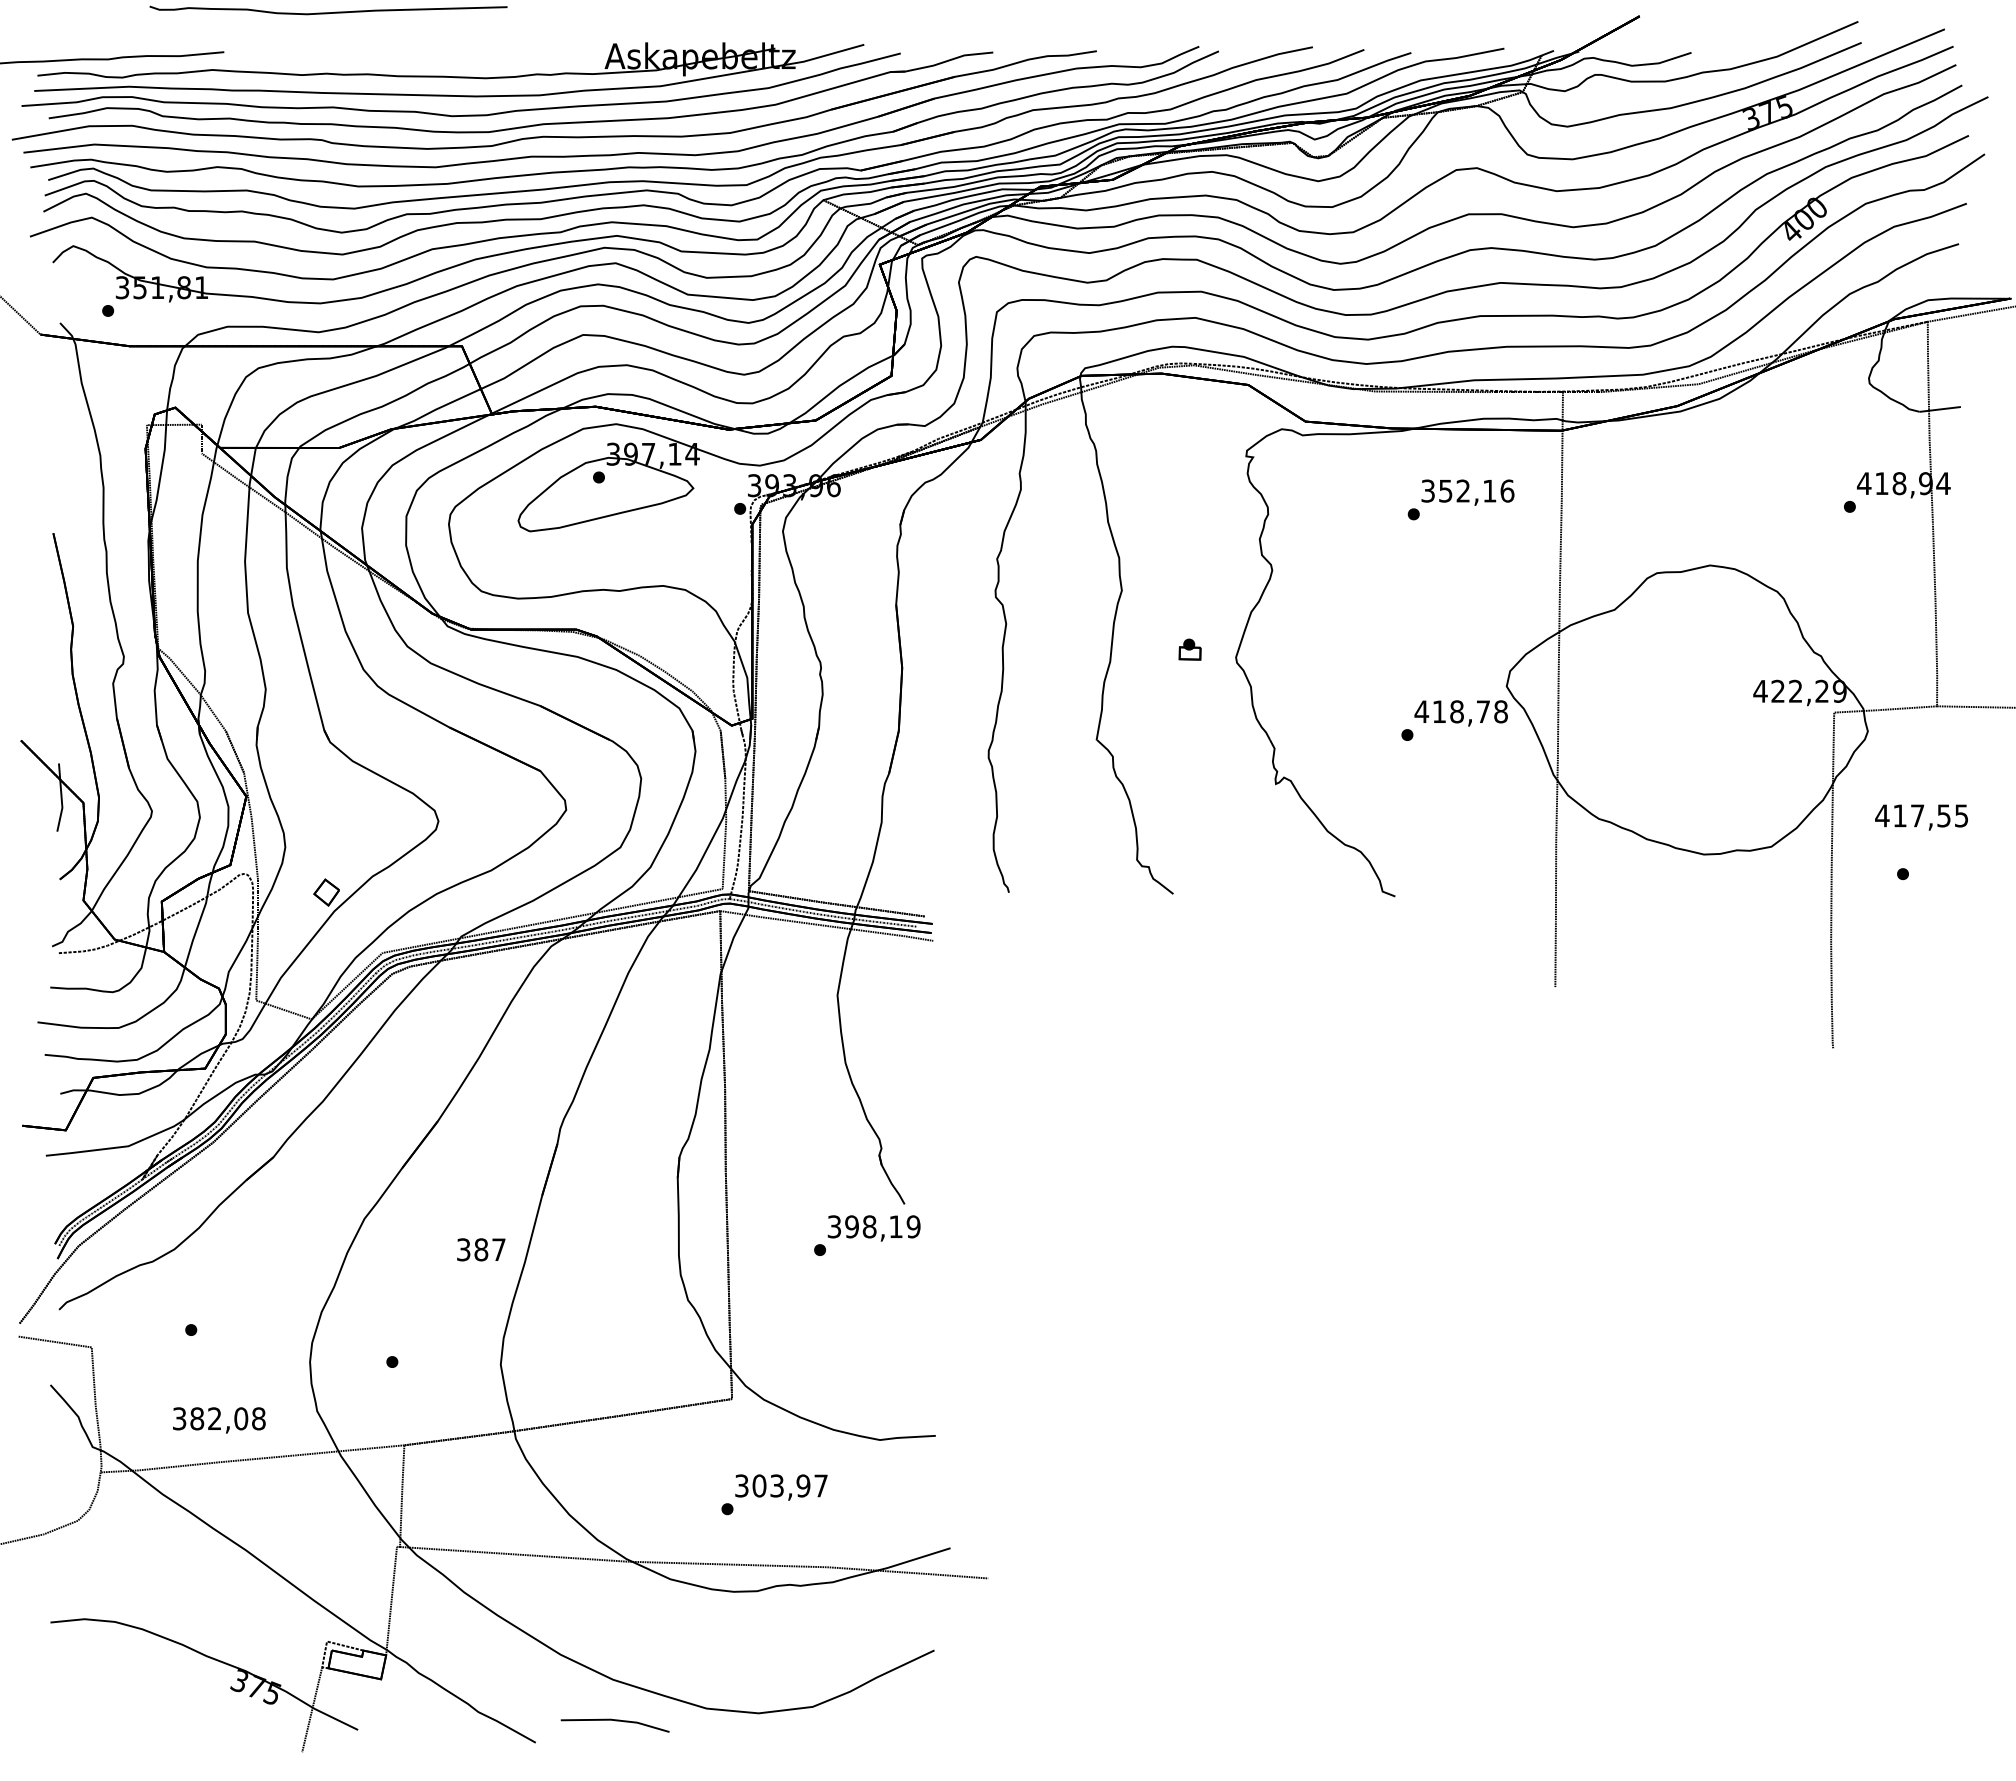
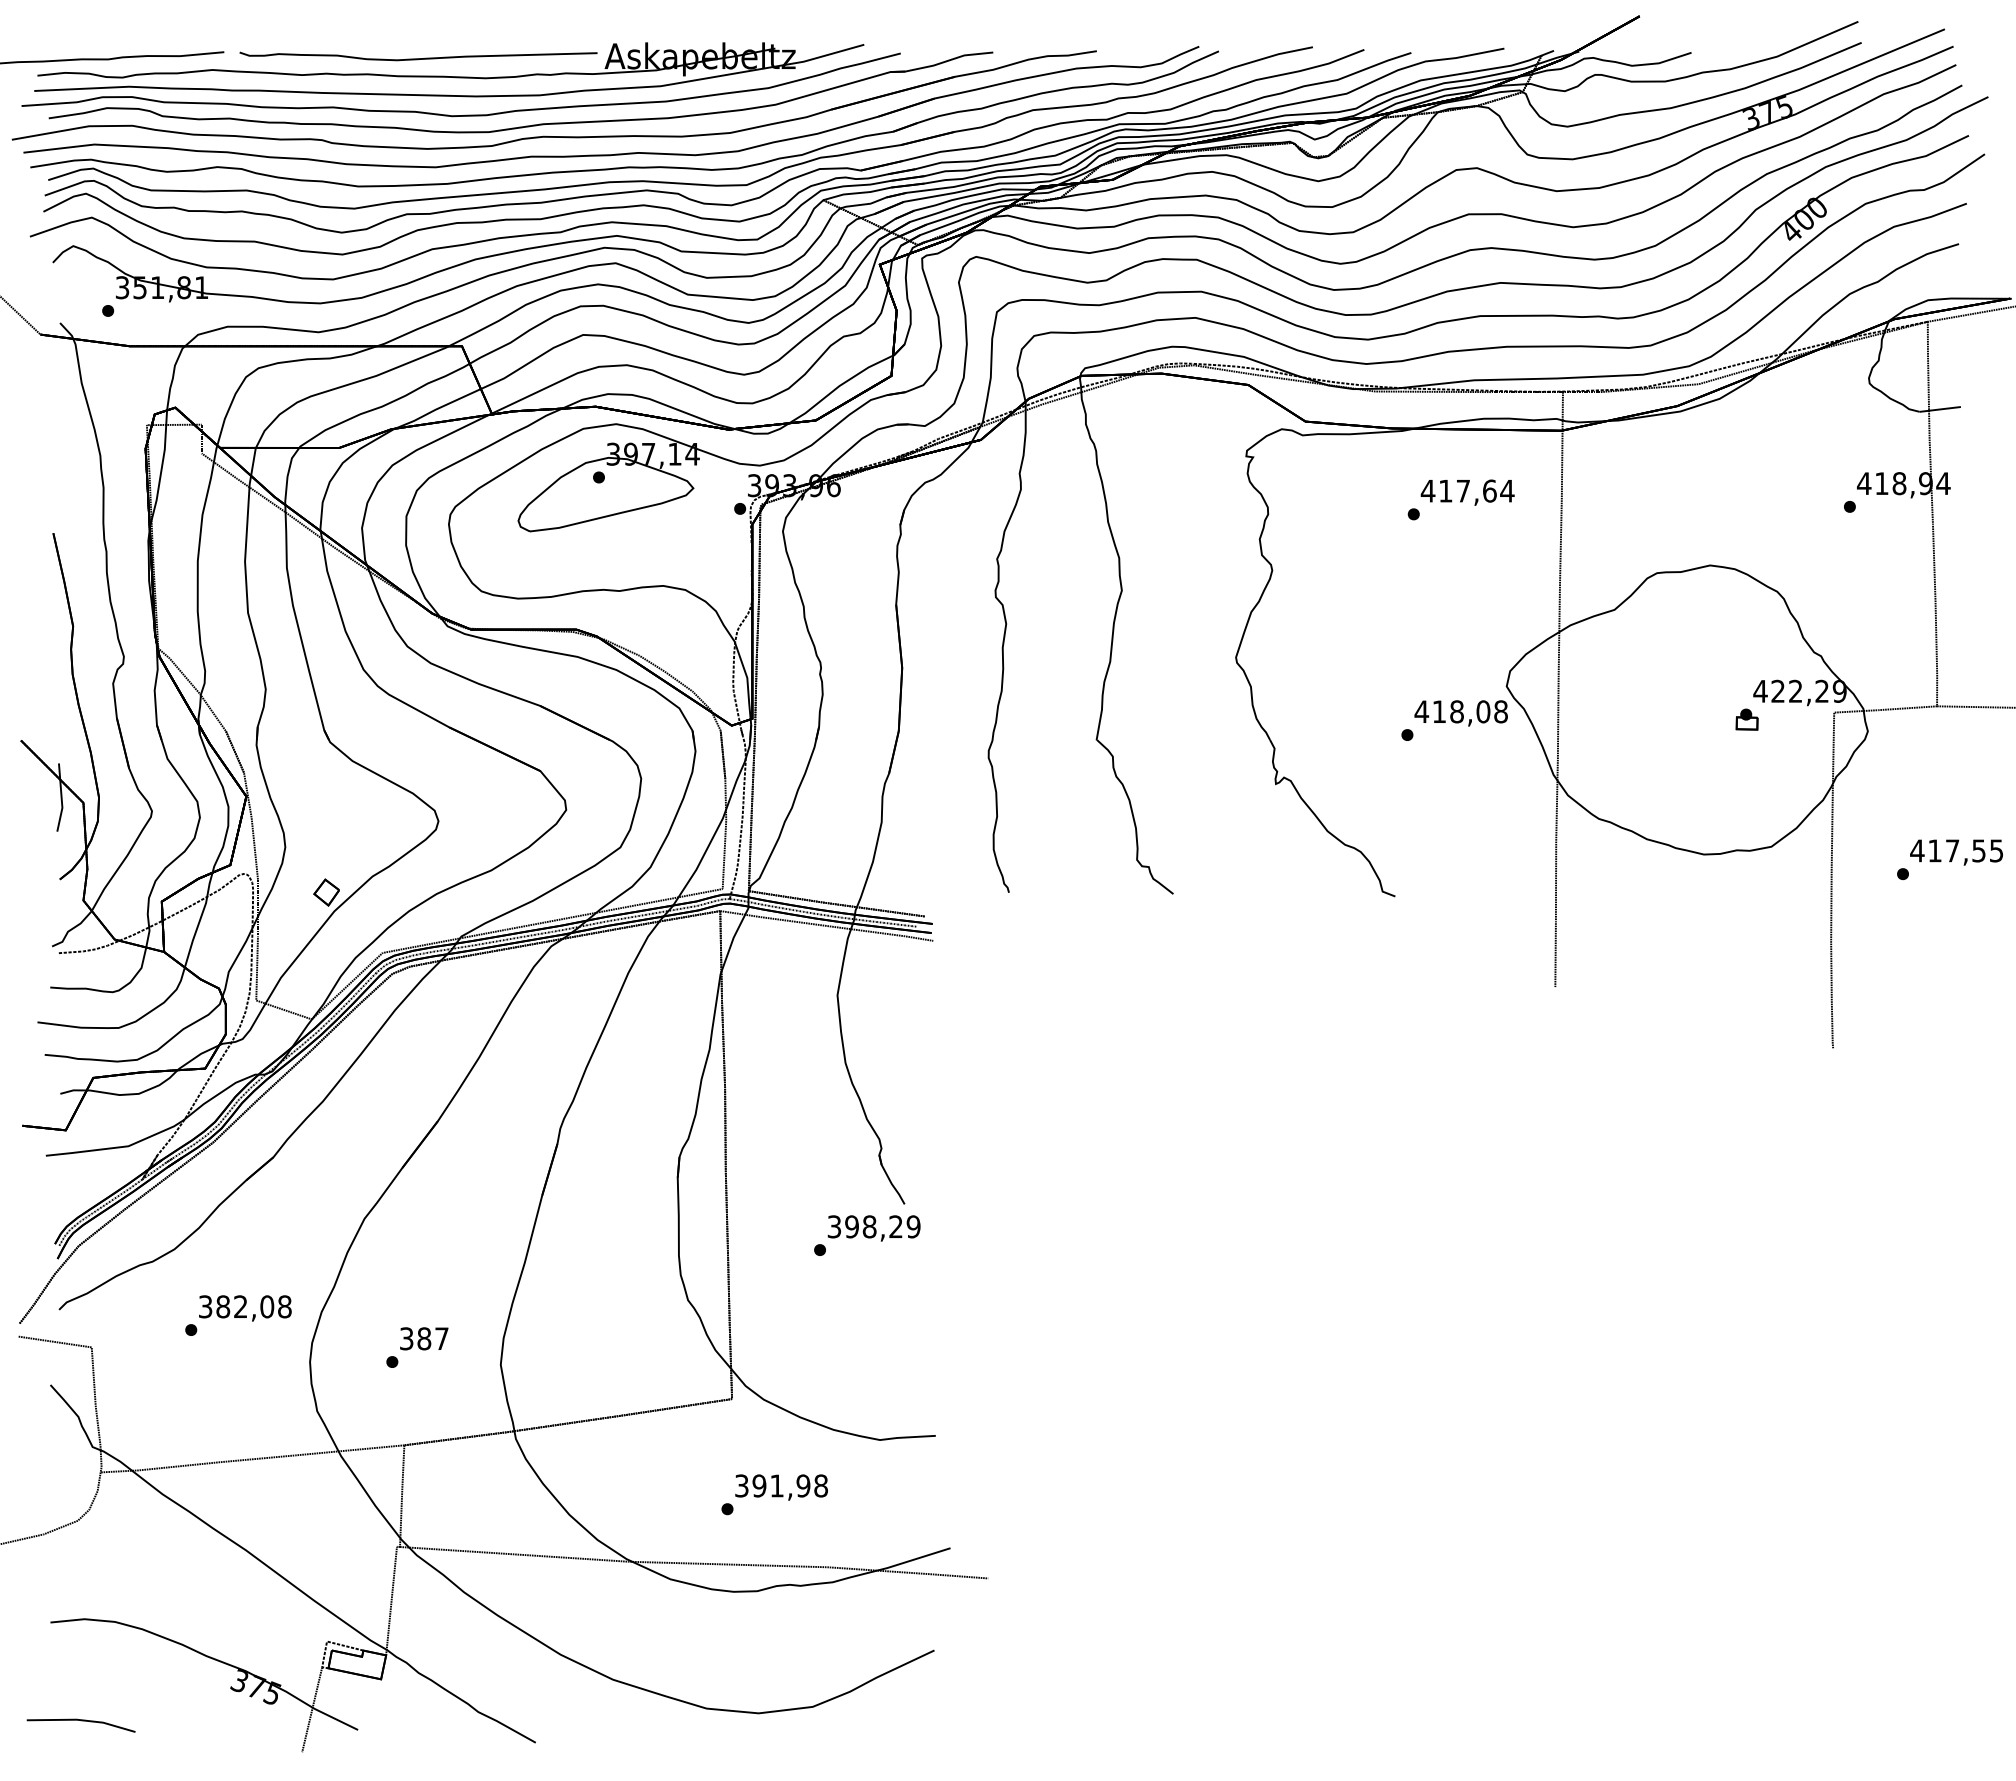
curve position: (328, 12) -> (418, 58) (418, 58)
text: 352,16 -> 417,64 (1467, 490)
part position: (1189, 649) -> (1746, 719) (1746, 719)
text: 418,78 -> 418,08 (1483, 711)
text position: (1921, 817) -> (1956, 852) (1956, 852)
text: 398,19 -> 398,29 (895, 1226)
text position: (481, 1249) -> (424, 1338) (424, 1338)
text position: (219, 1420) -> (245, 1308) (245, 1308)
text: 303,97 -> 391,98 (789, 1485)
line position: (615, 1721) -> (81, 1721) (81, 1721)
